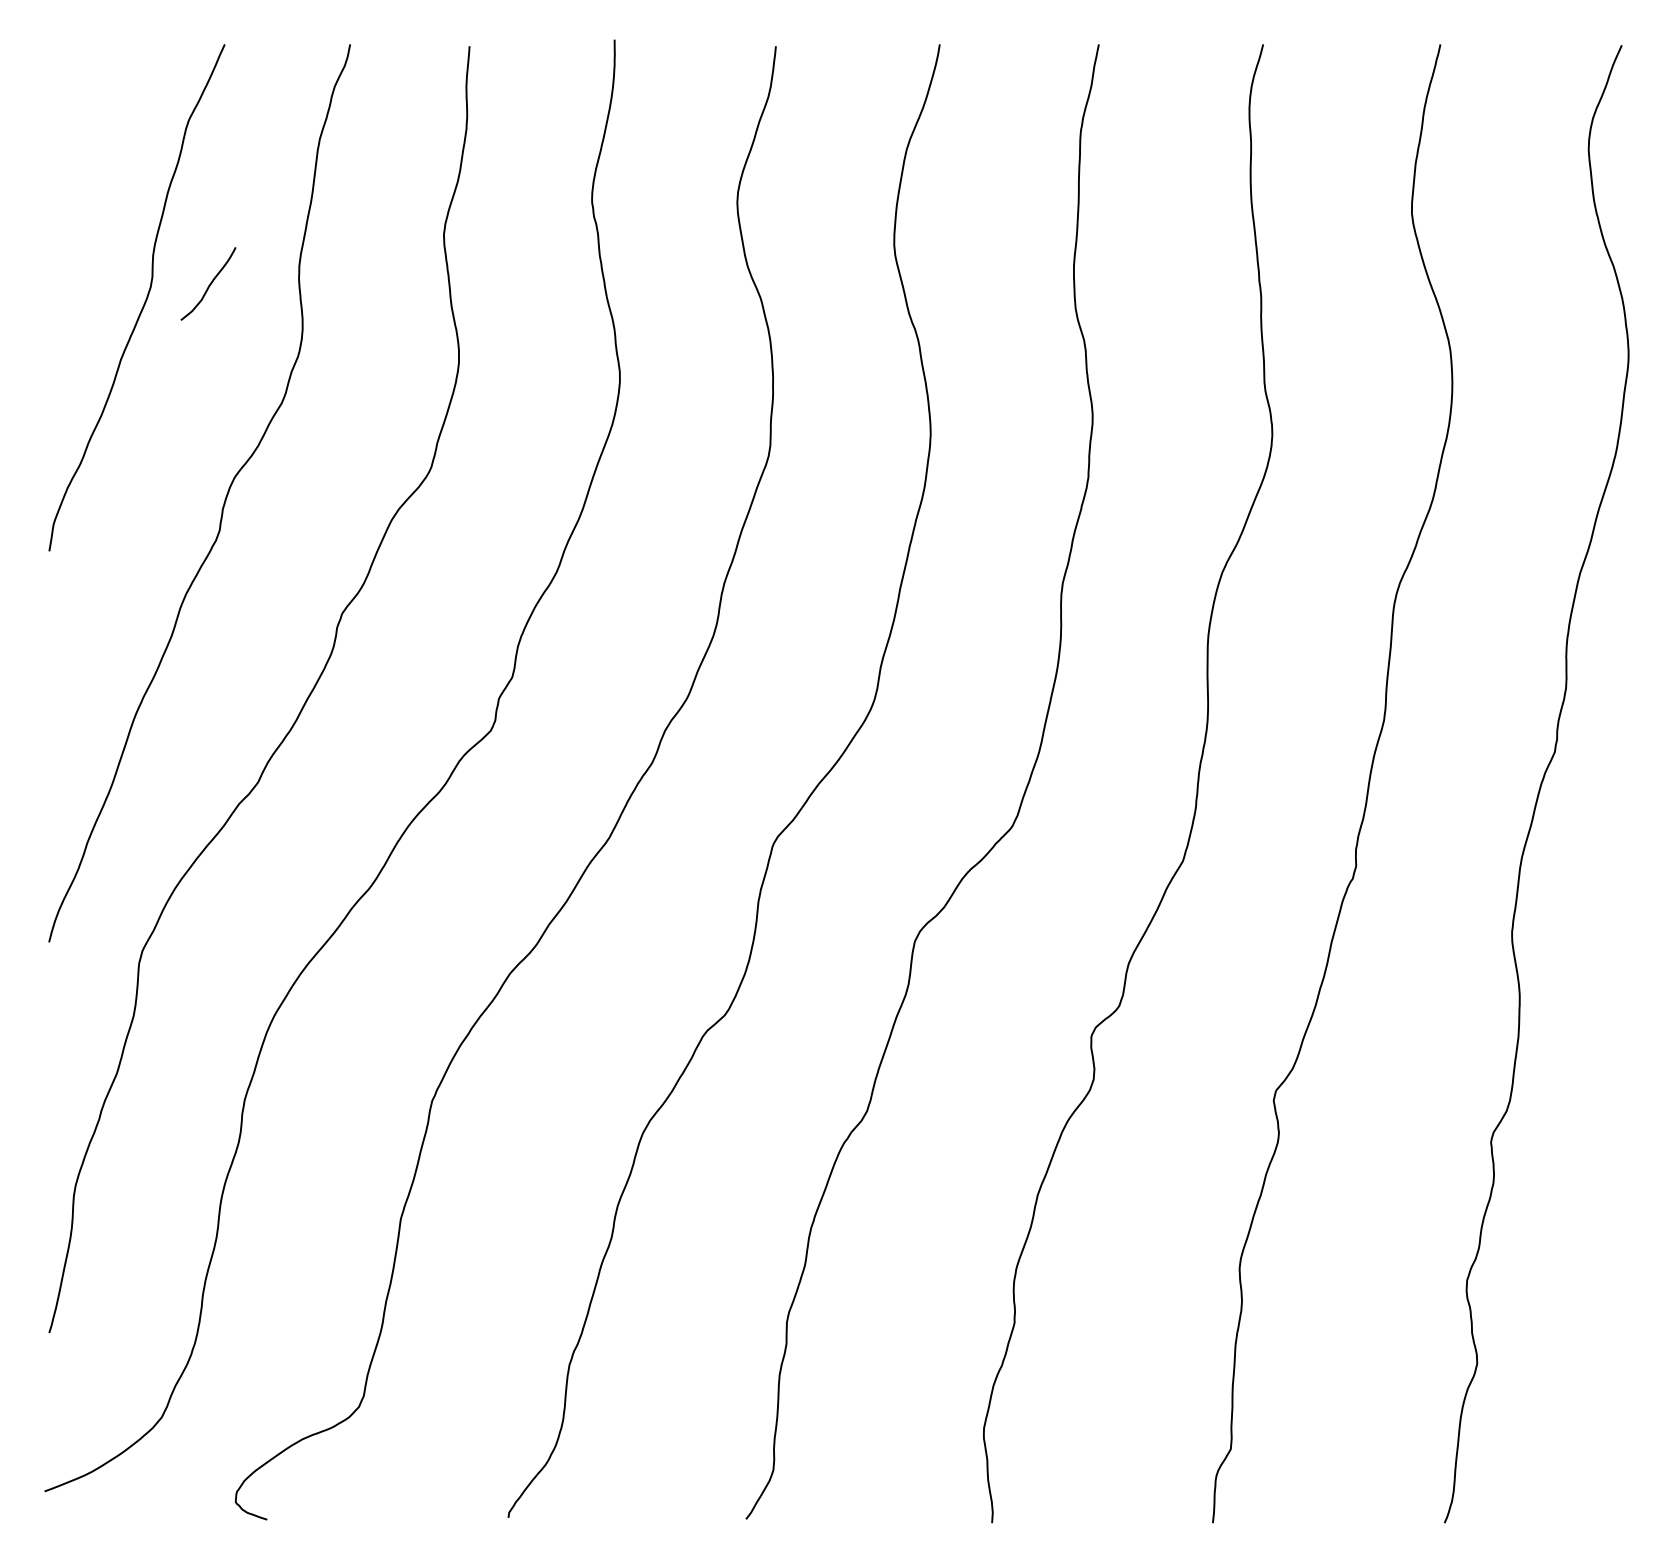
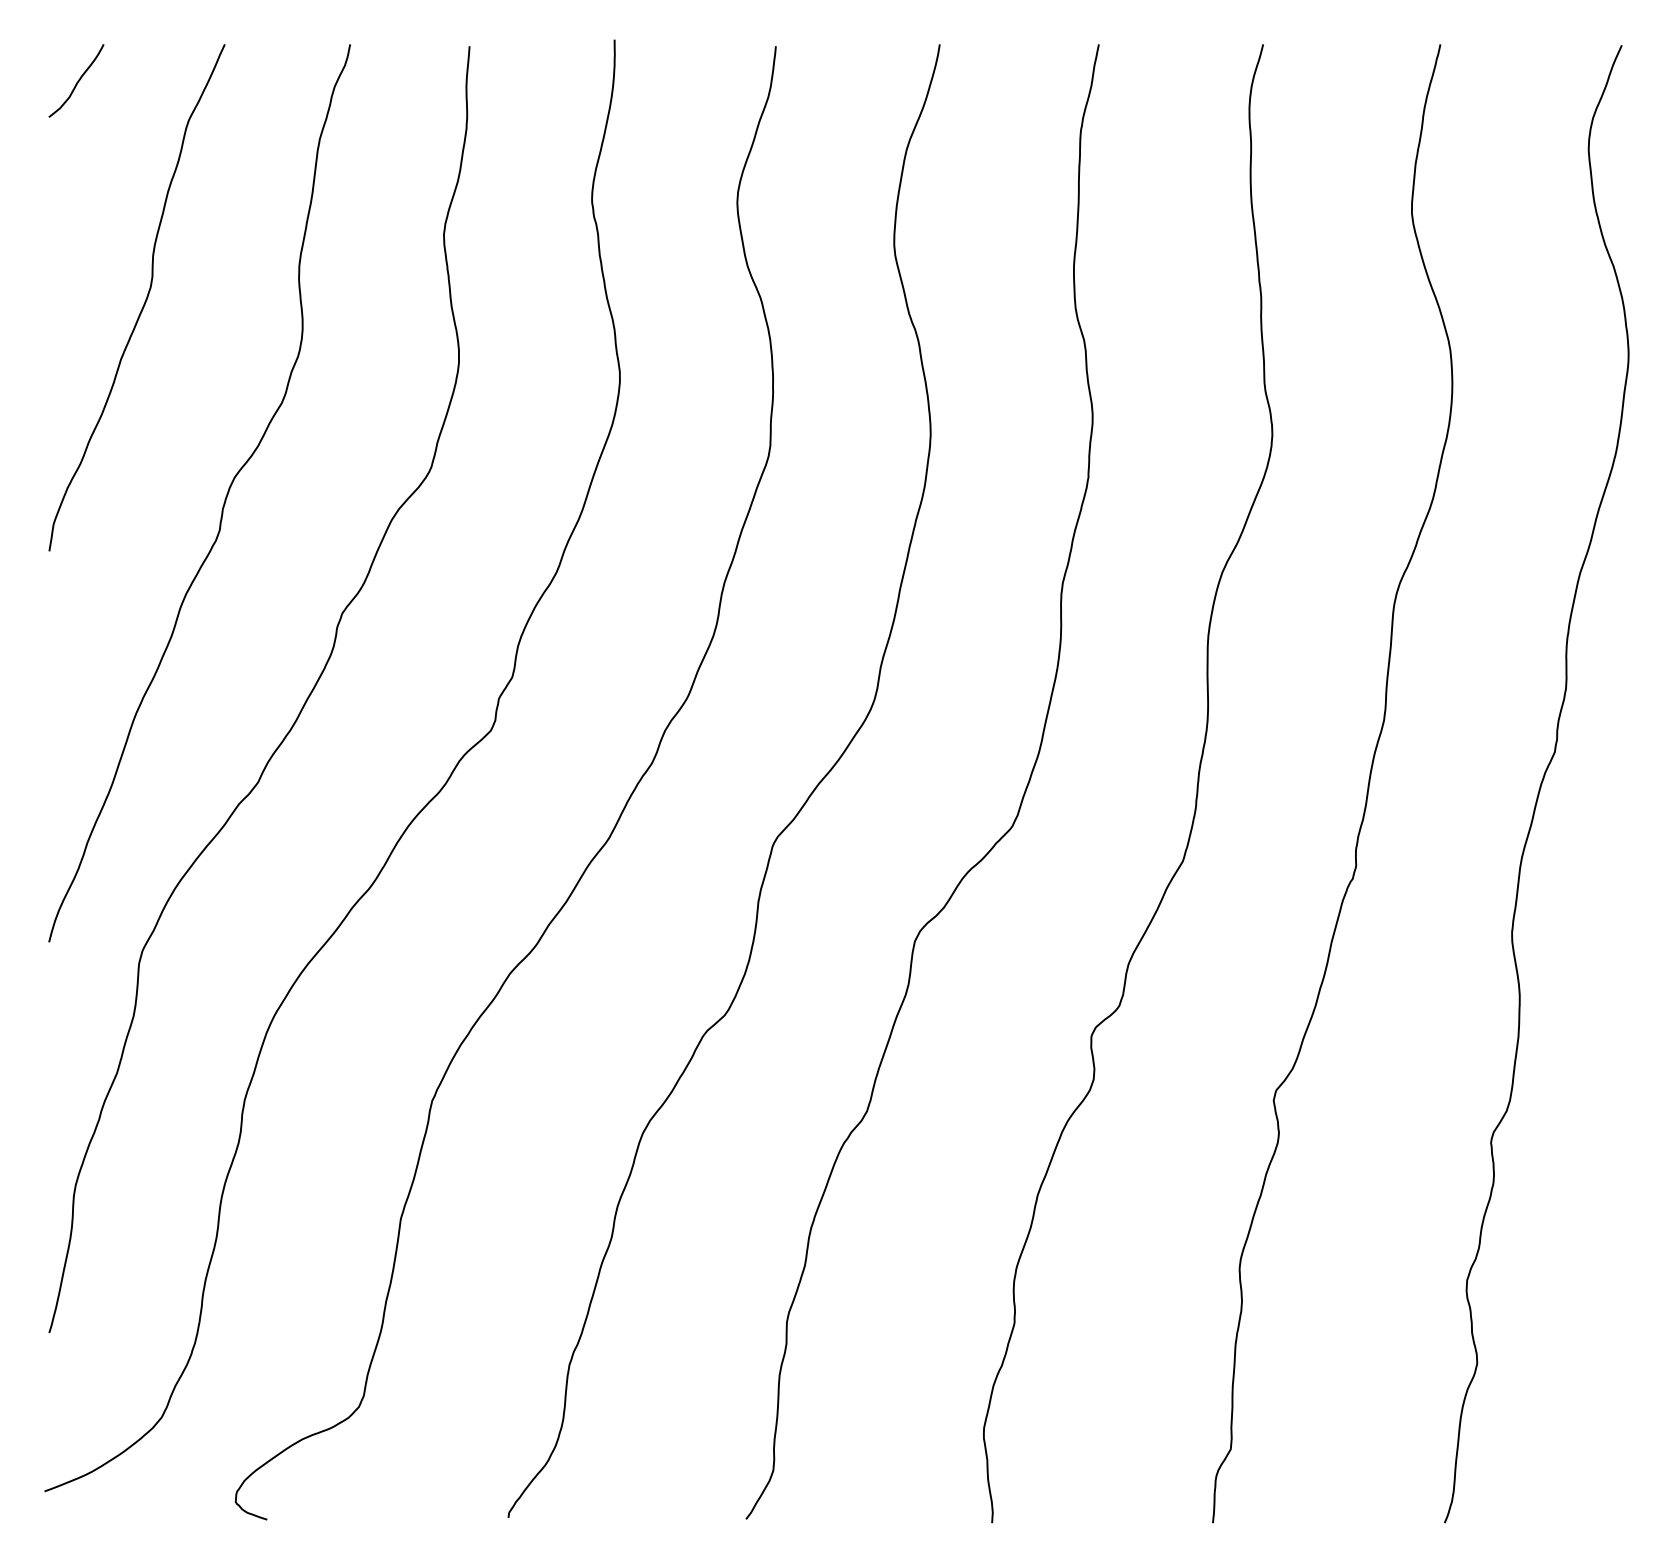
curve position: (209, 283) -> (77, 80) (77, 80)
